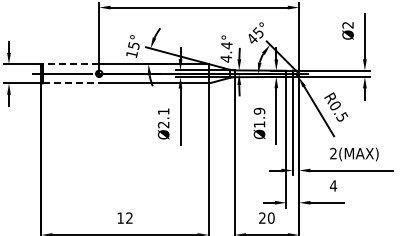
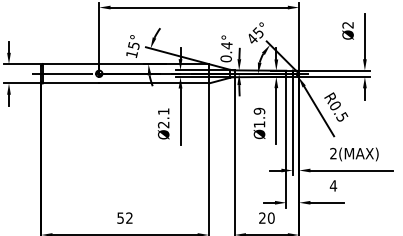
text: 4.4° -> 0.4° (225, 58)
line: dashed -> solid (70, 64)
line: dashed -> solid (71, 83)
text: 12 -> 52 (120, 217)
